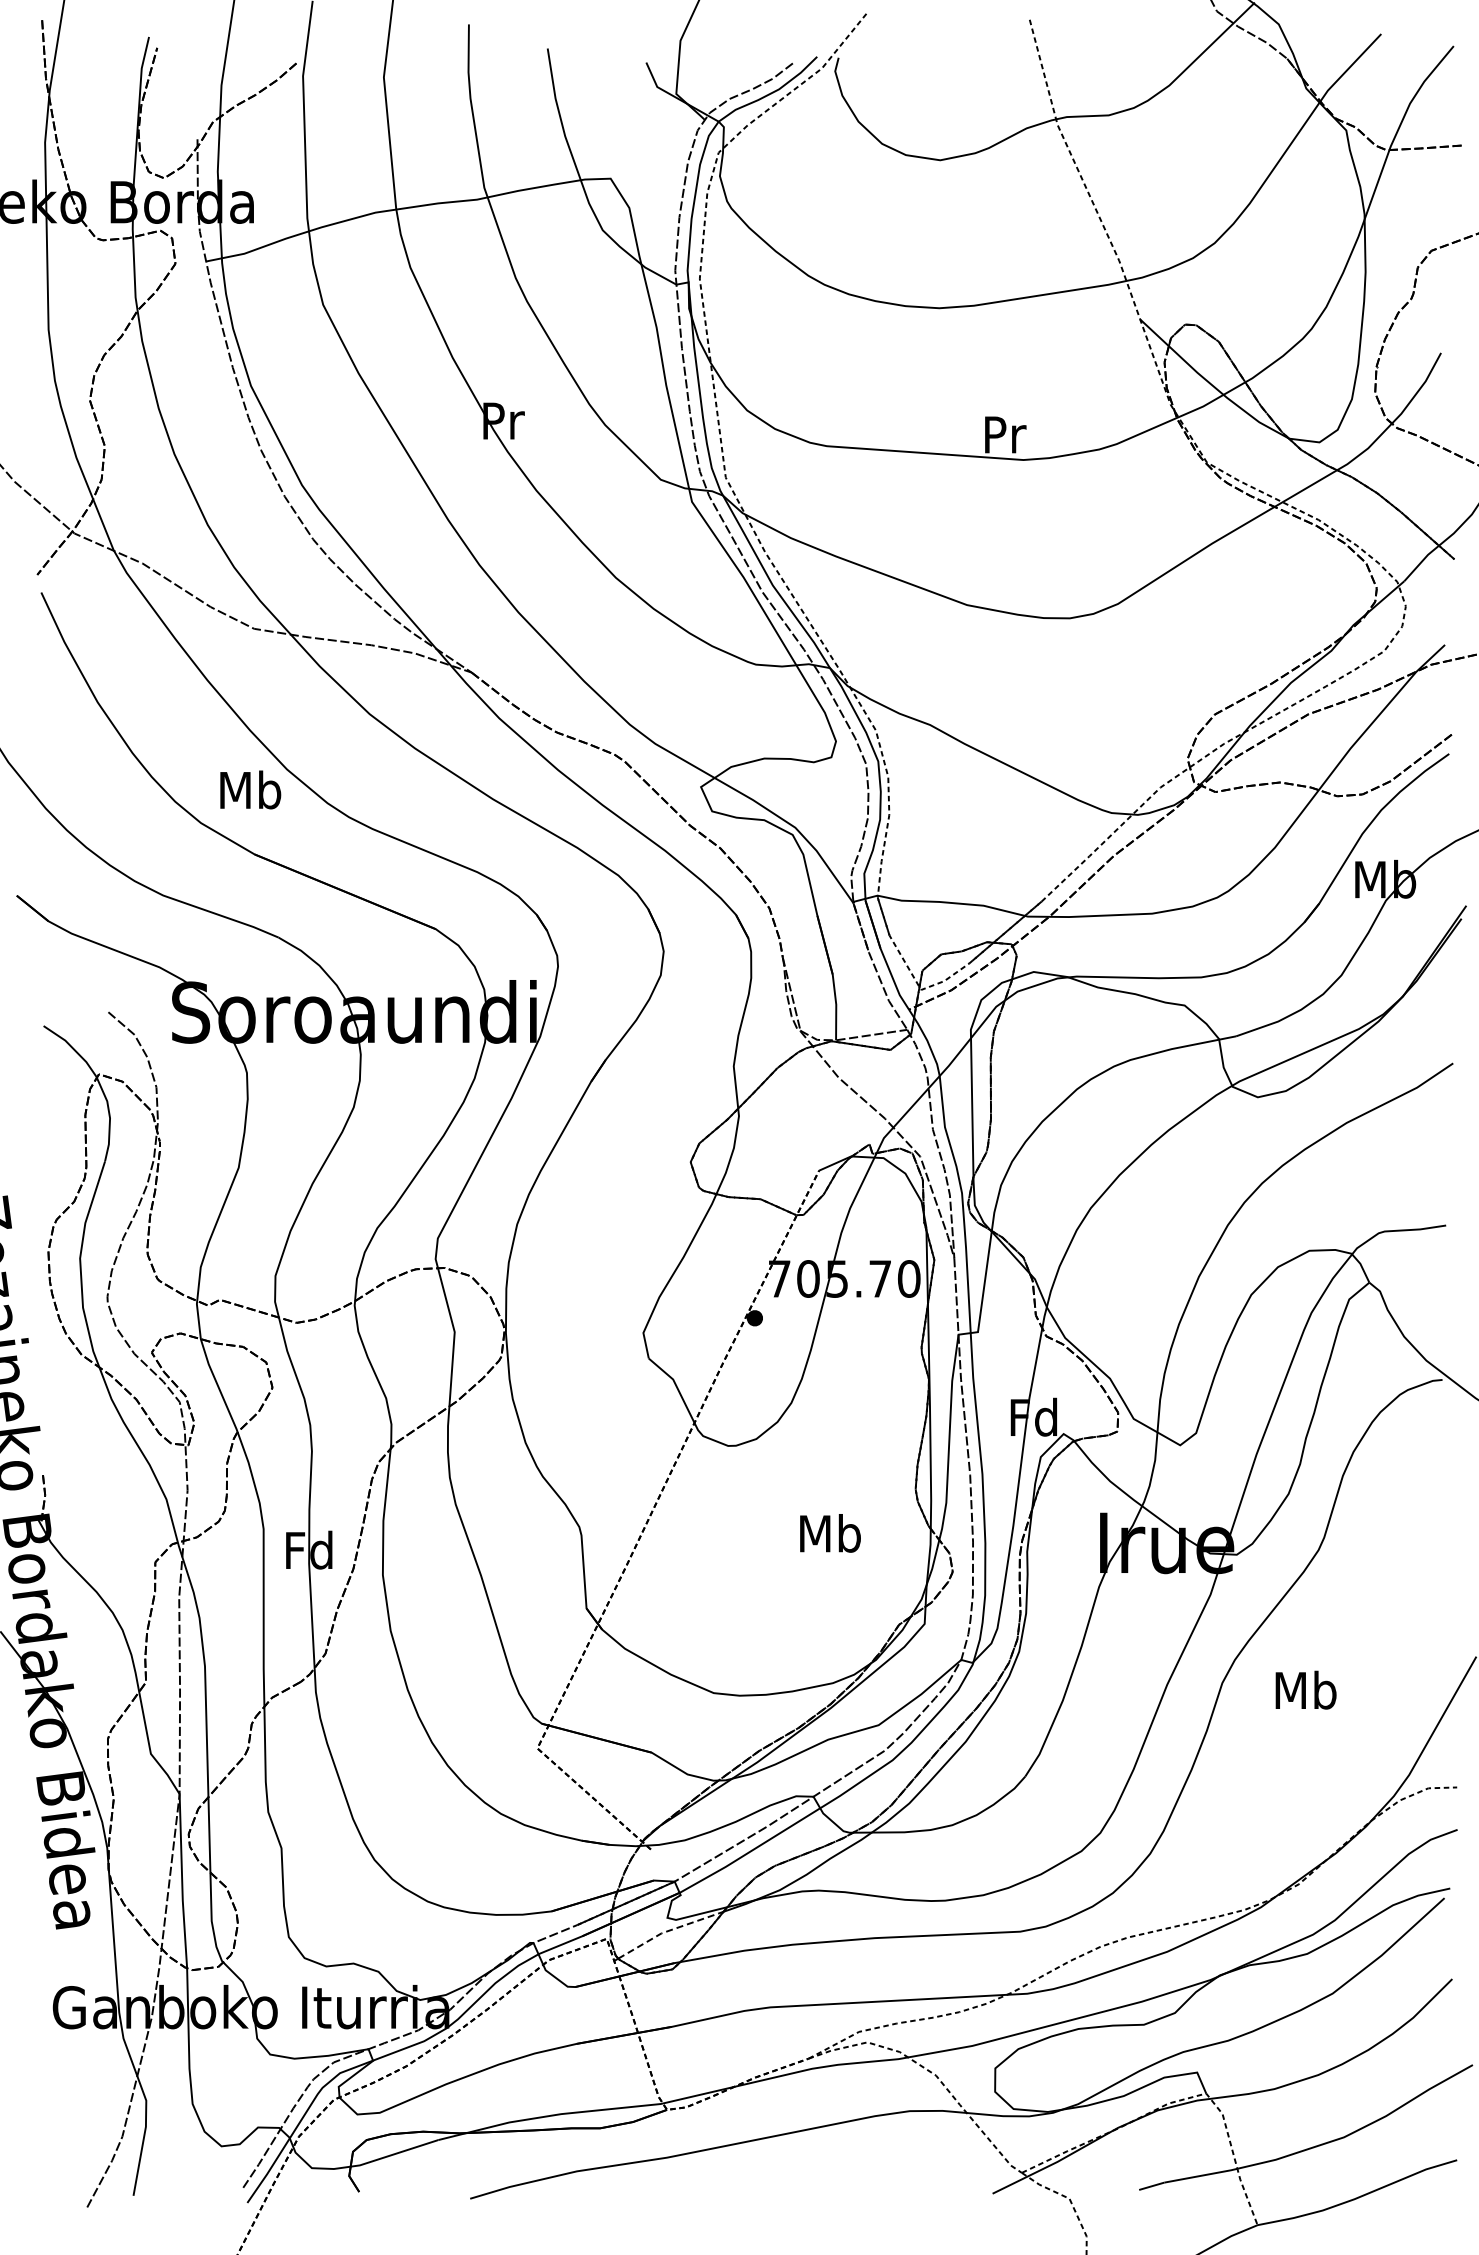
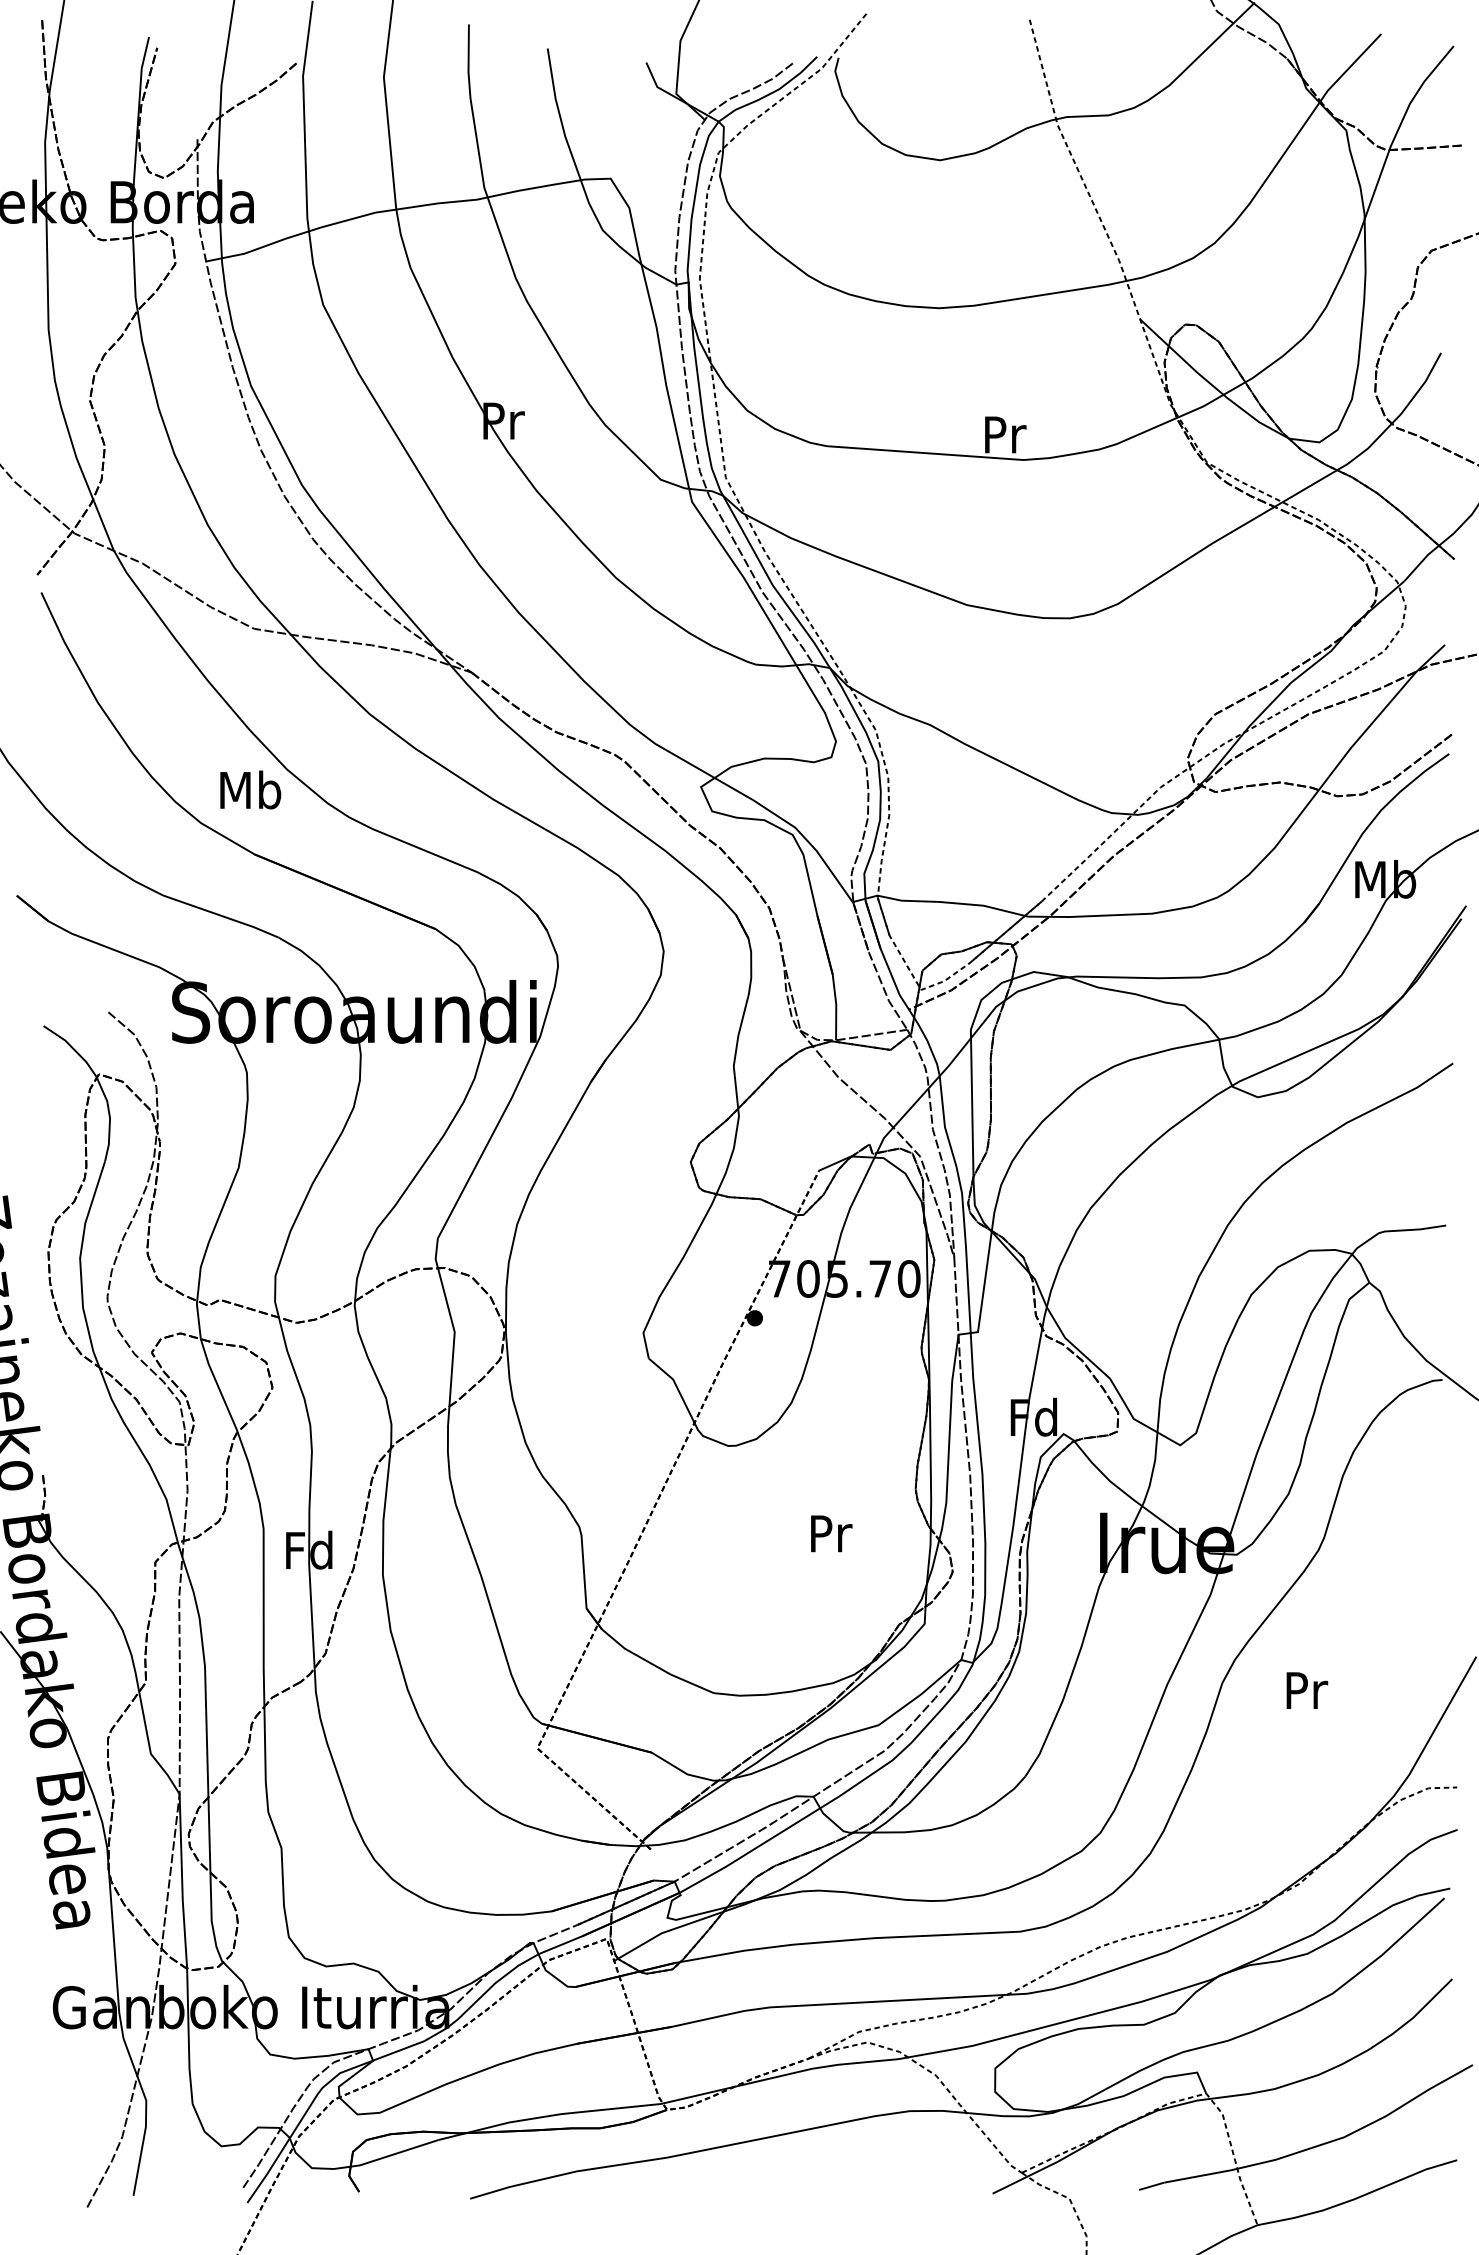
text: Mb -> Pr (830, 1533)
text: Mb -> Pr (1305, 1689)
line: dashed -> solid (668, 1931)
